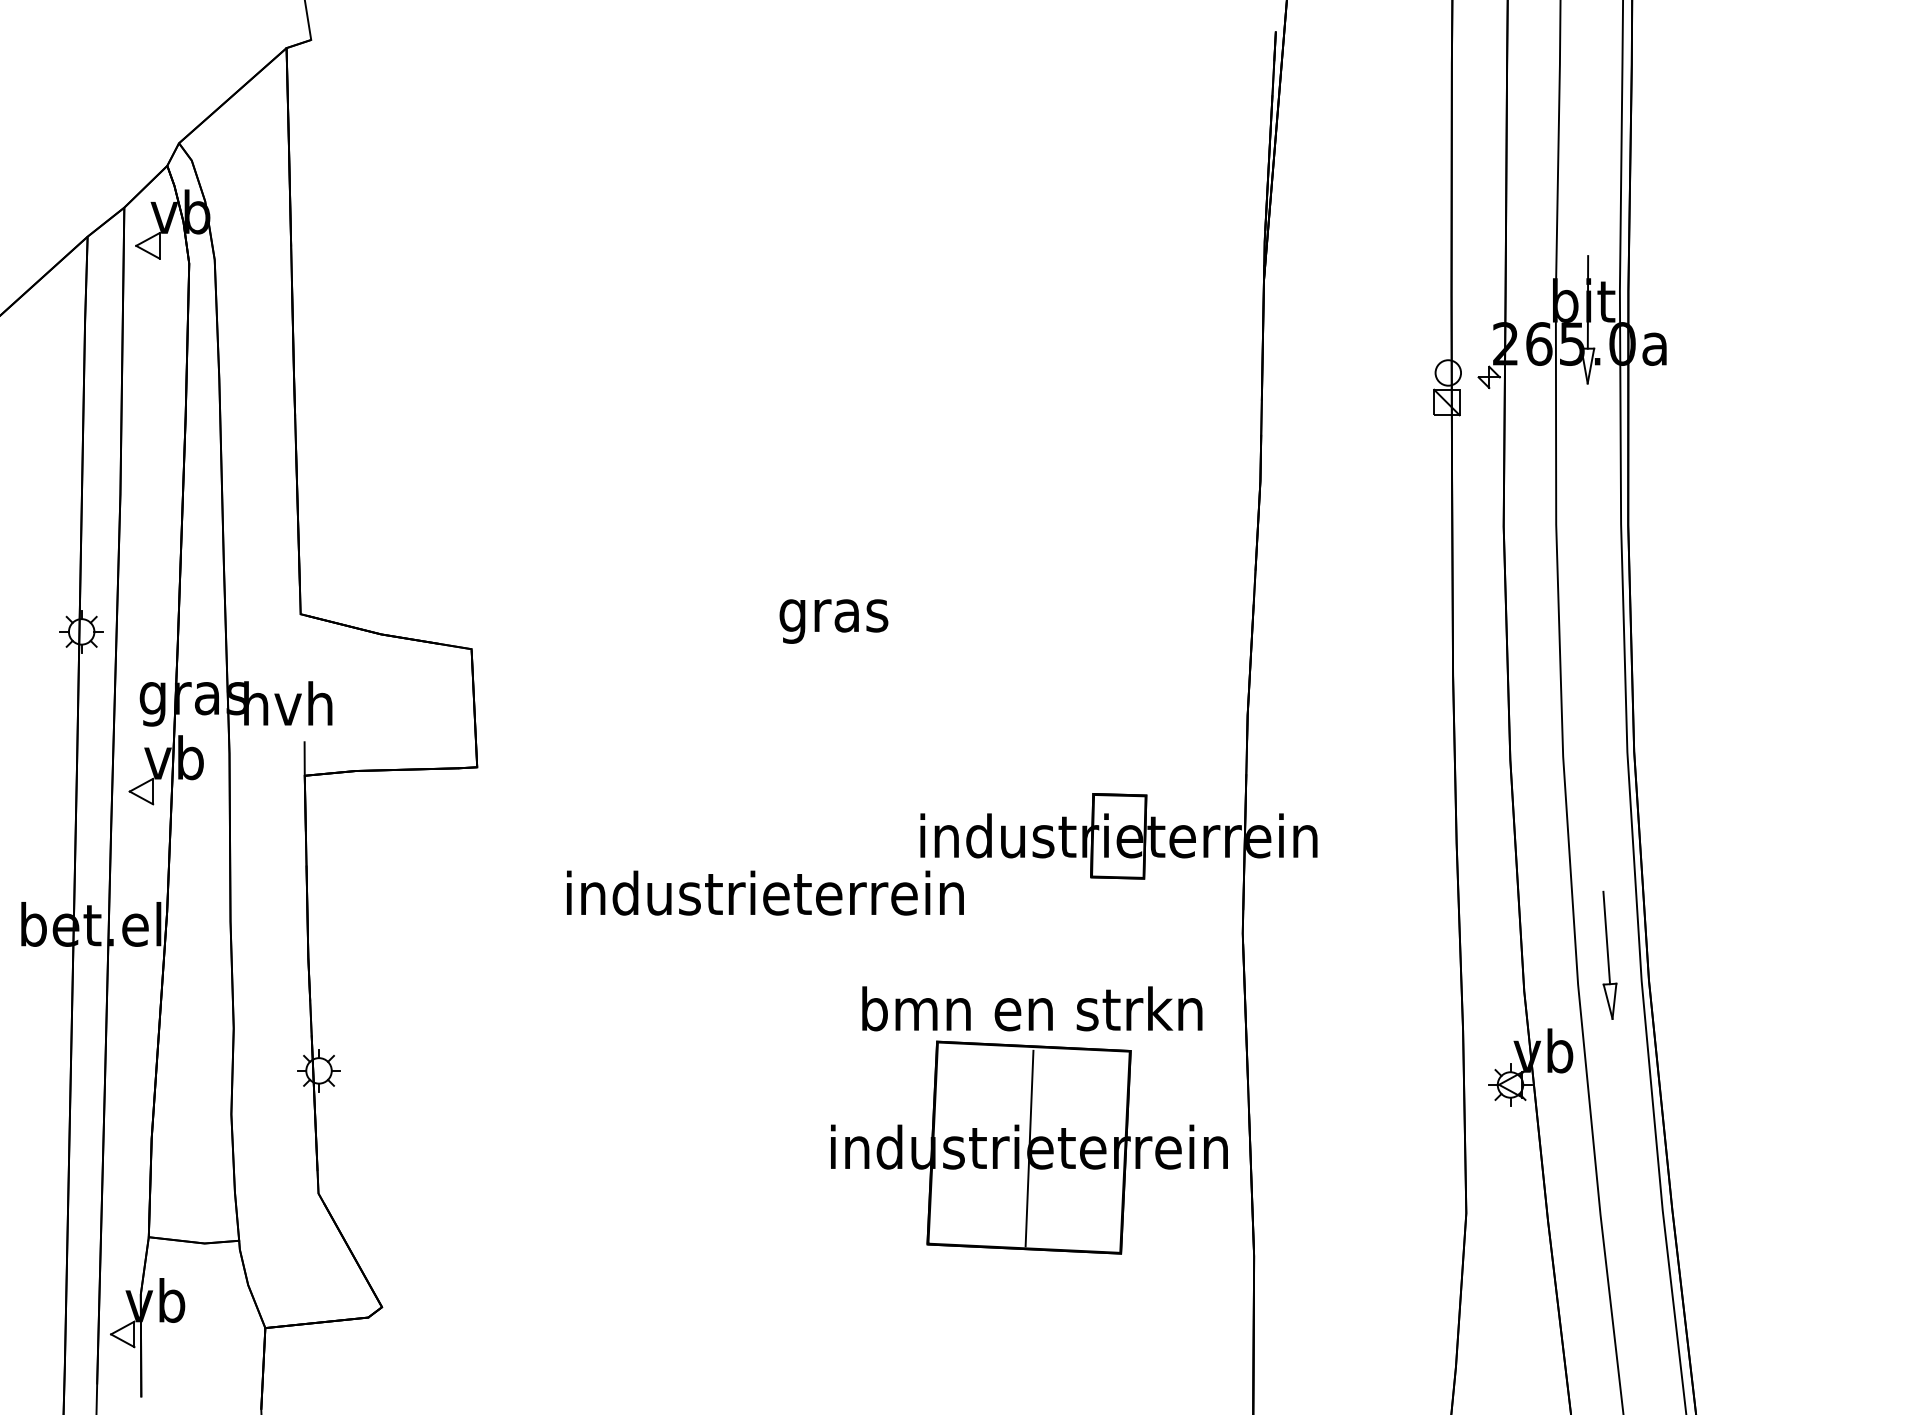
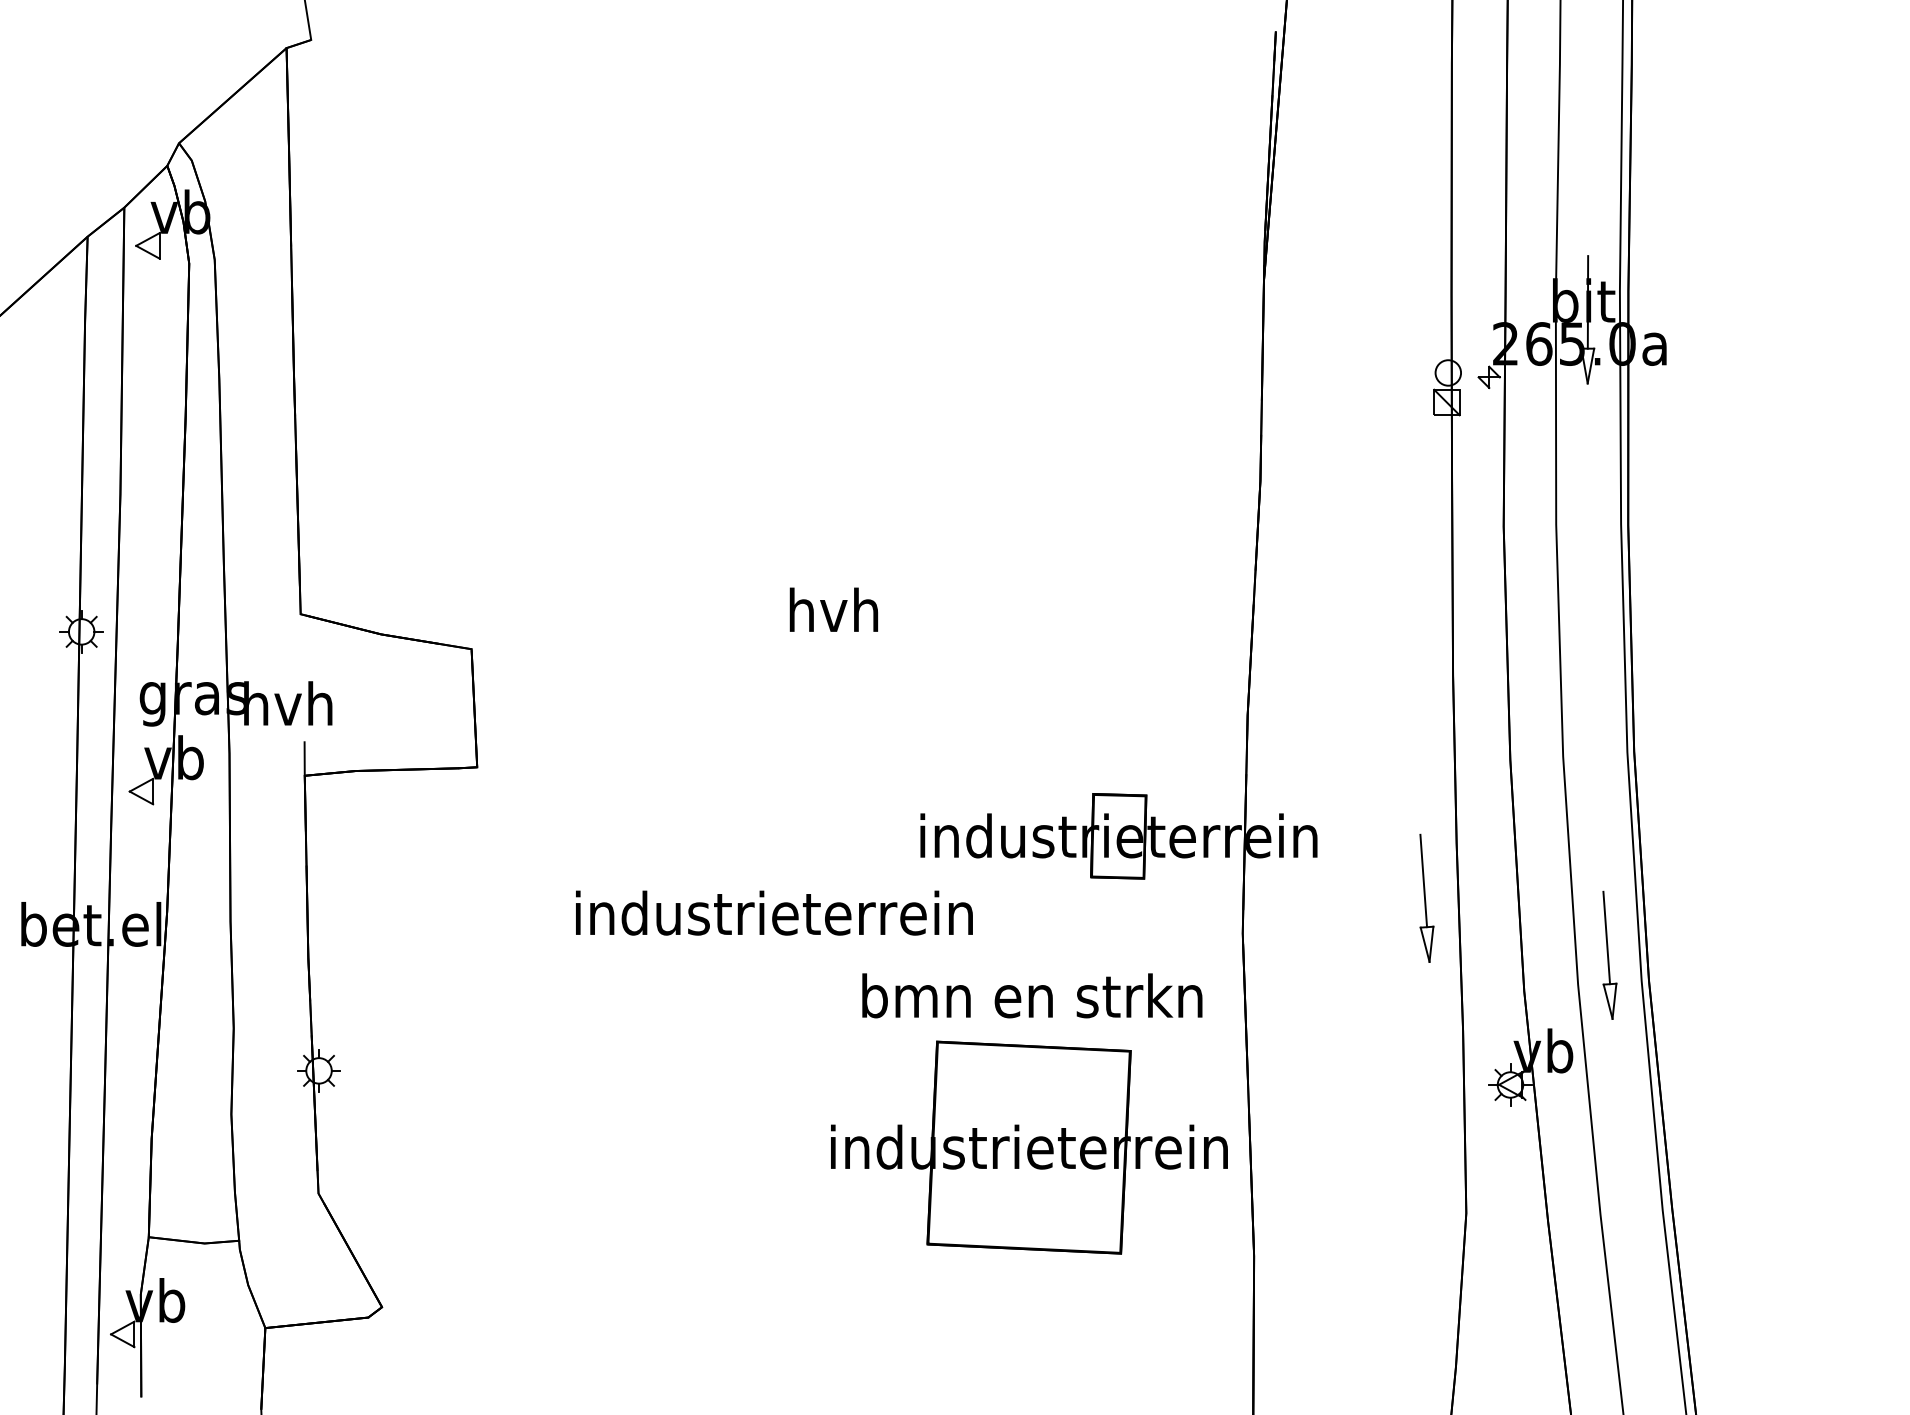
text: gras -> hvh (833, 615)
text position: (765, 892) -> (774, 912) (774, 912)
part: none -> present (1426, 897)
text position: (1032, 1008) -> (1032, 995) (1032, 995)
line: present -> none (1029, 1148)
